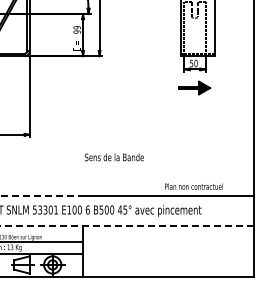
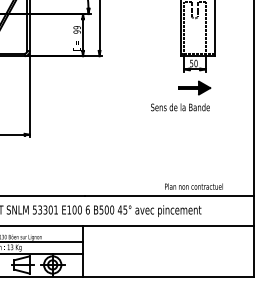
text position: (114, 157) -> (180, 107) (180, 107)
line: dashed -> solid (42, 196)
line: dashed -> solid (126, 226)
